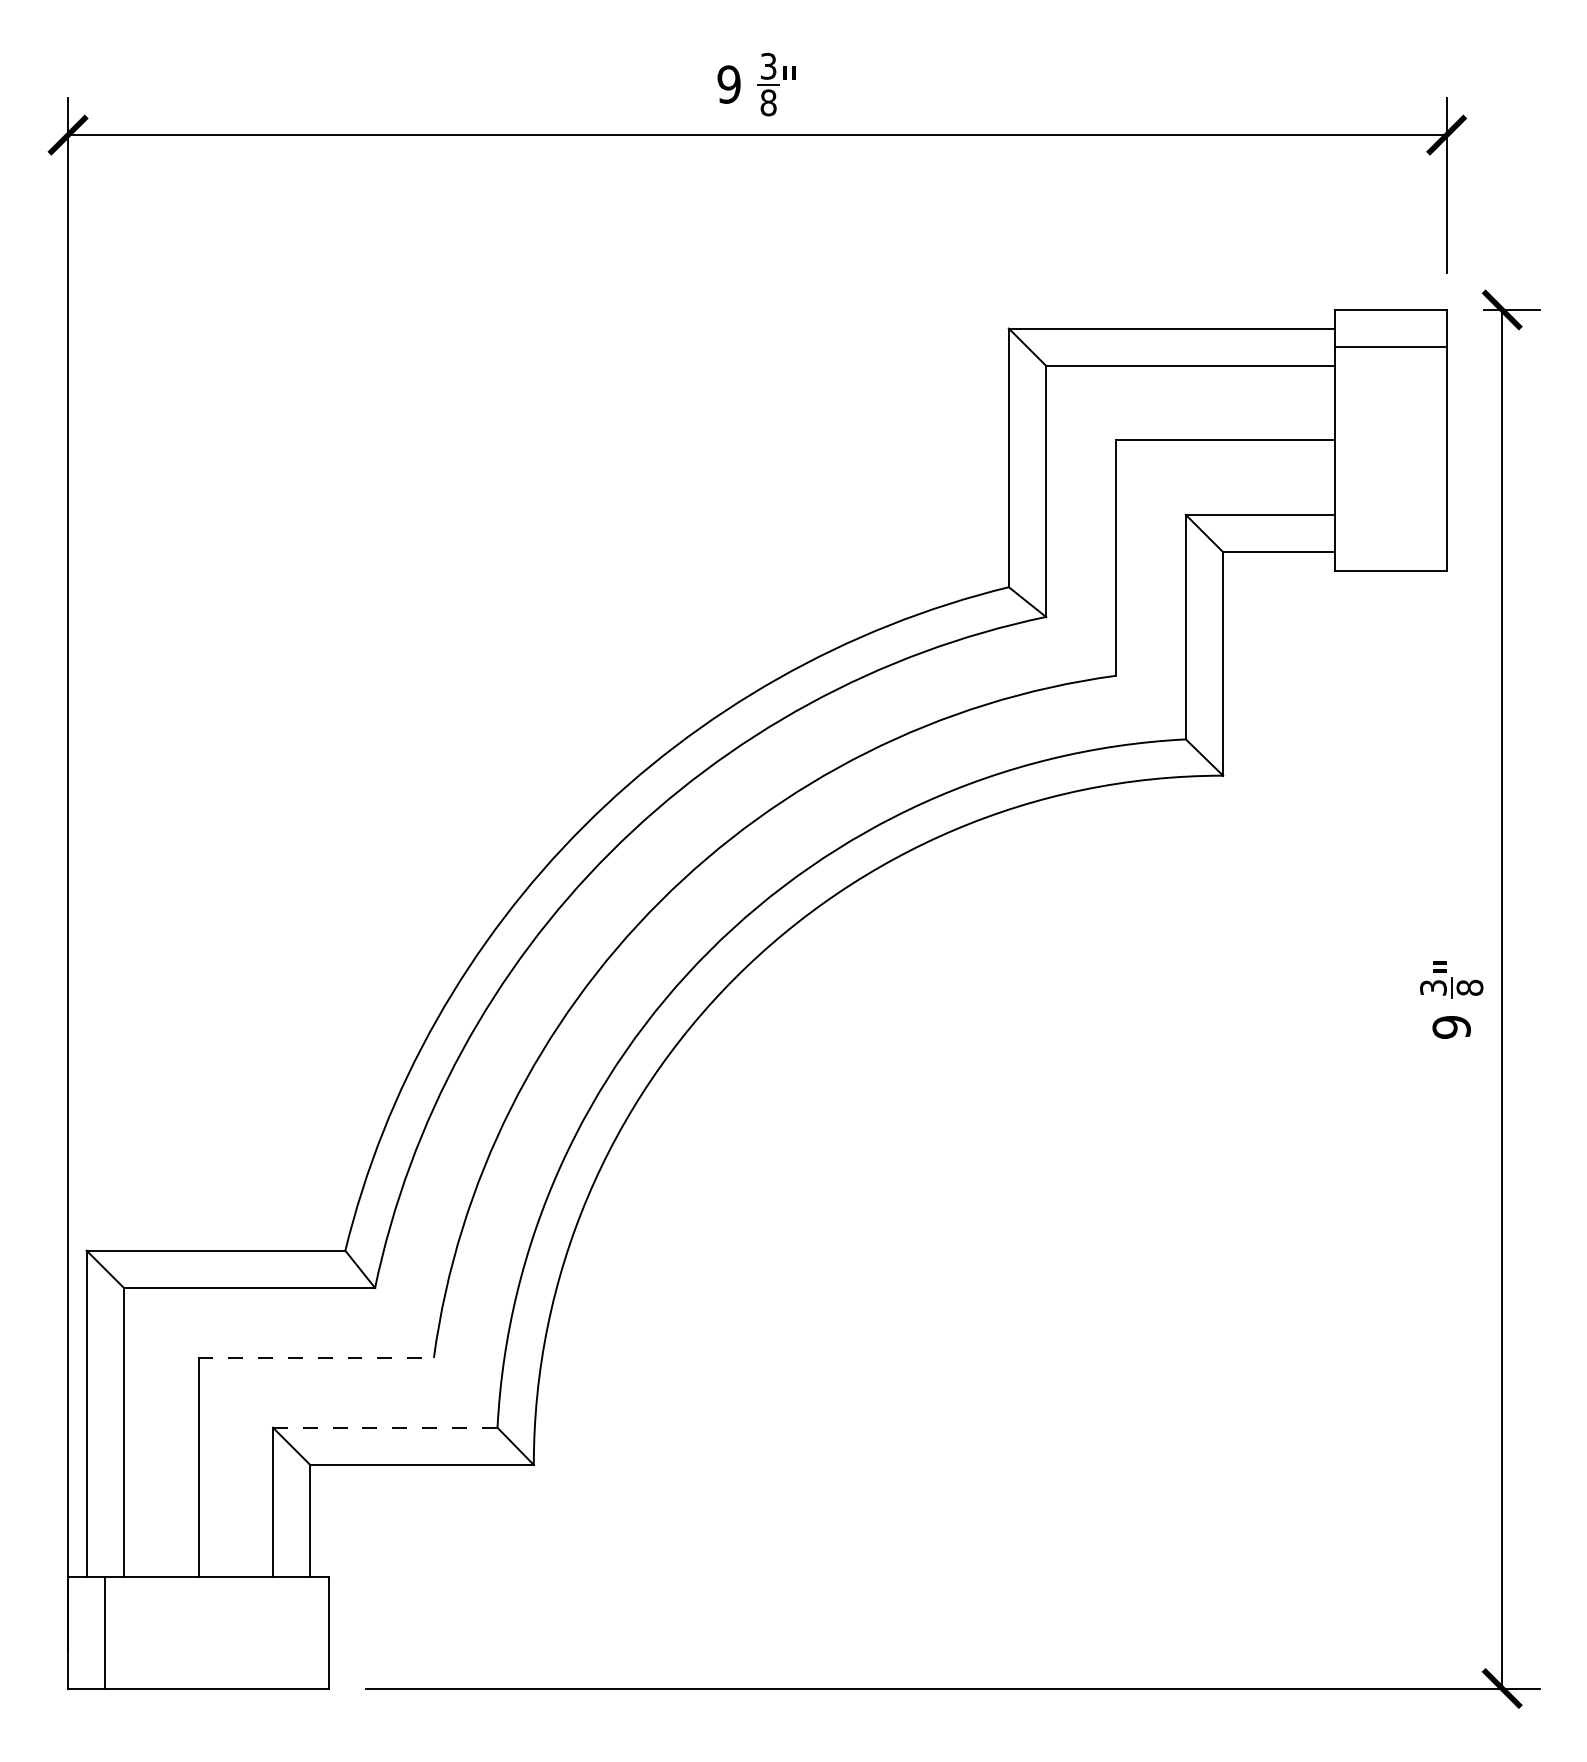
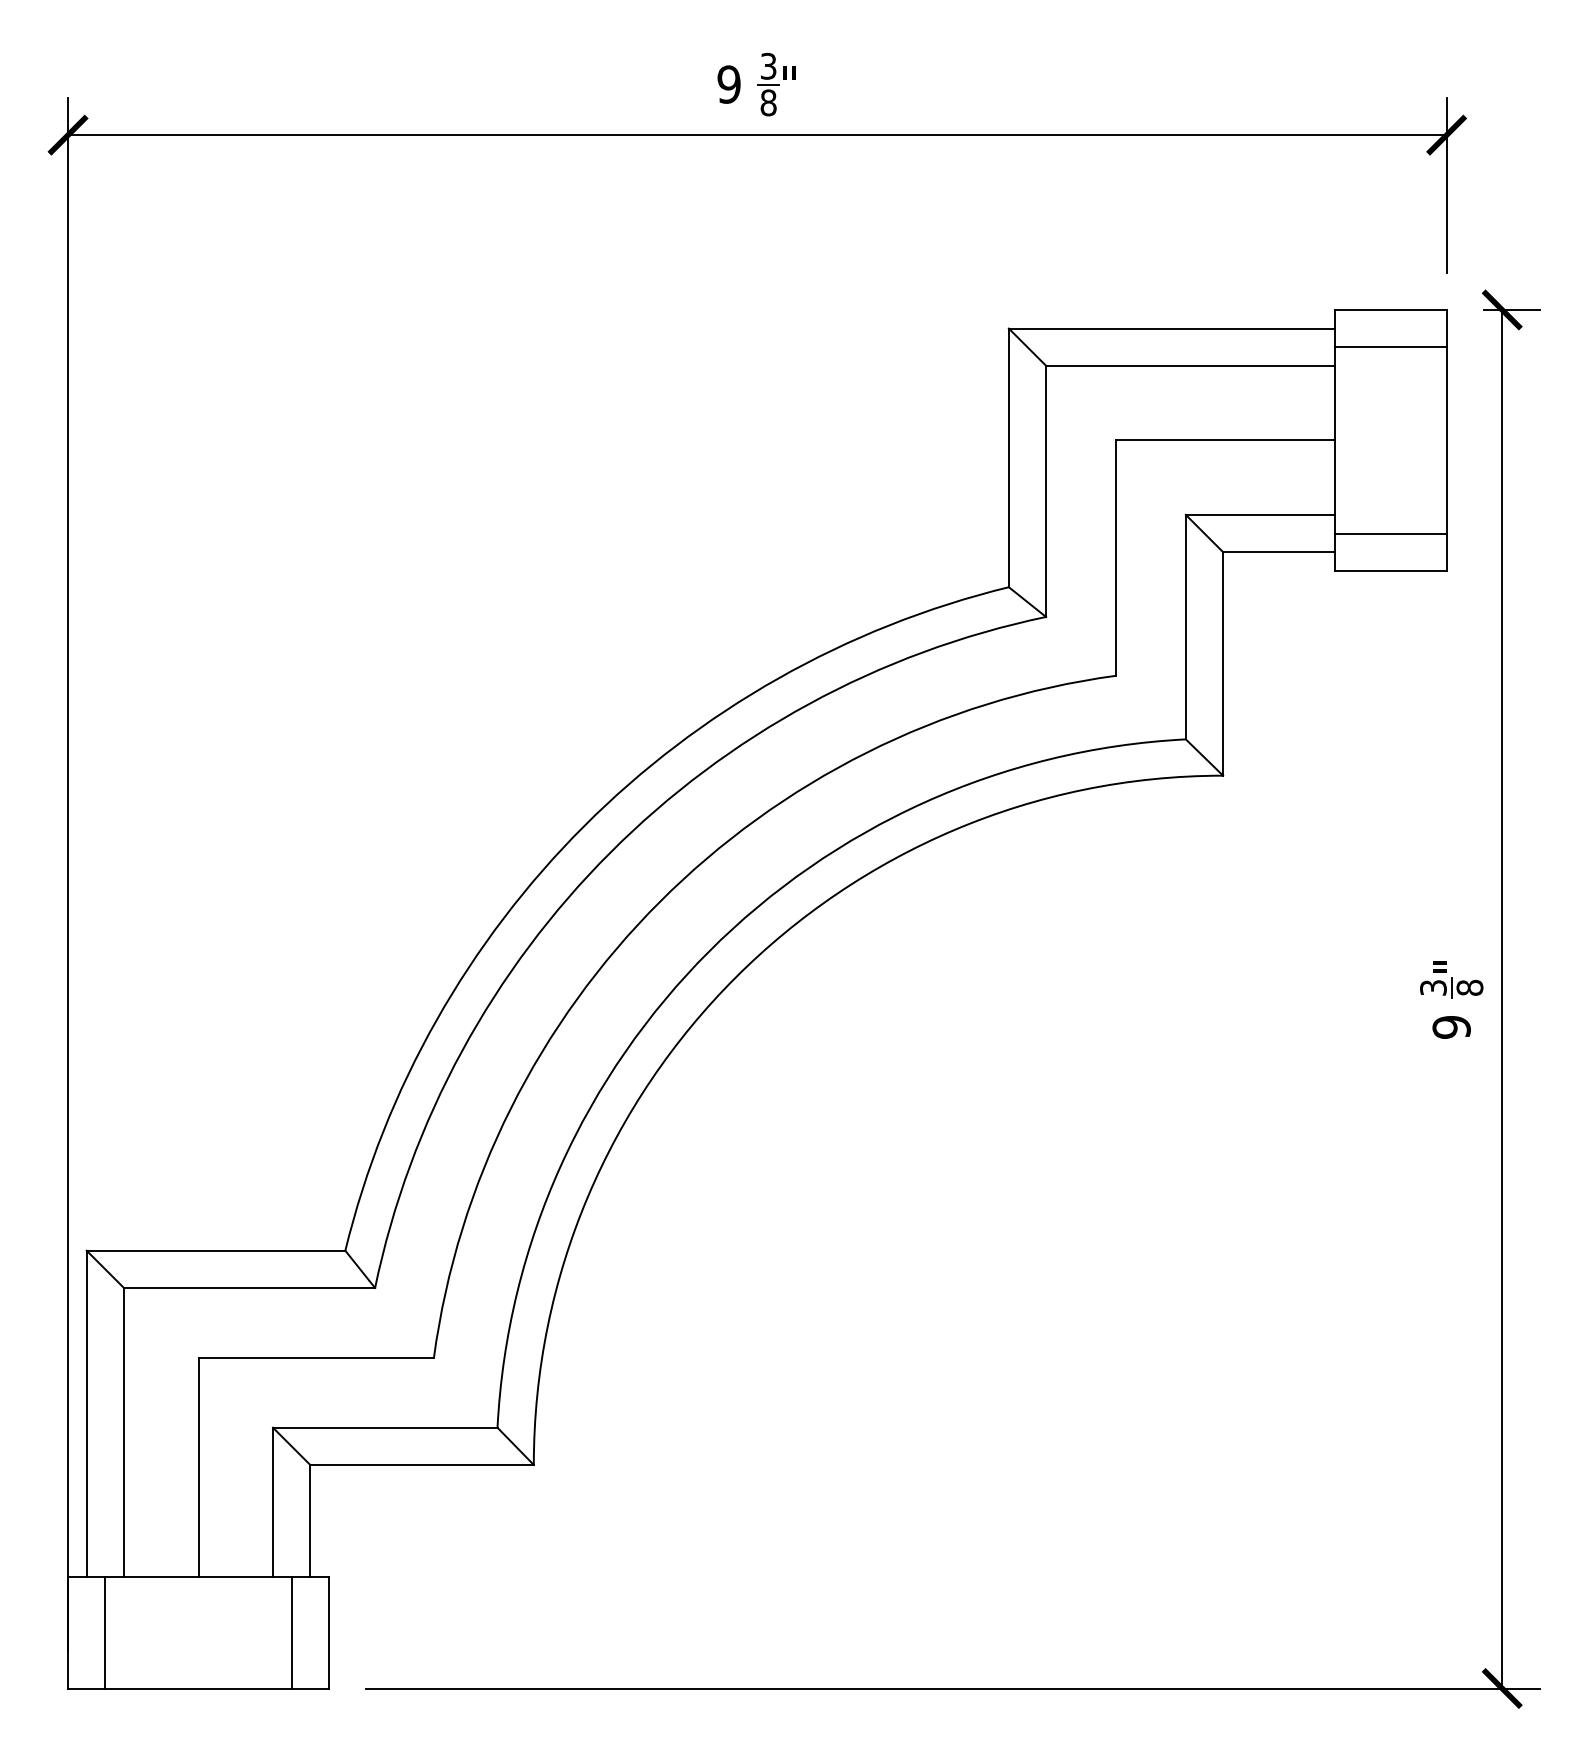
line: none -> present (1390, 533)
line: dashed -> solid (316, 1357)
line: dashed -> solid (385, 1427)
line: none -> present (291, 1632)
